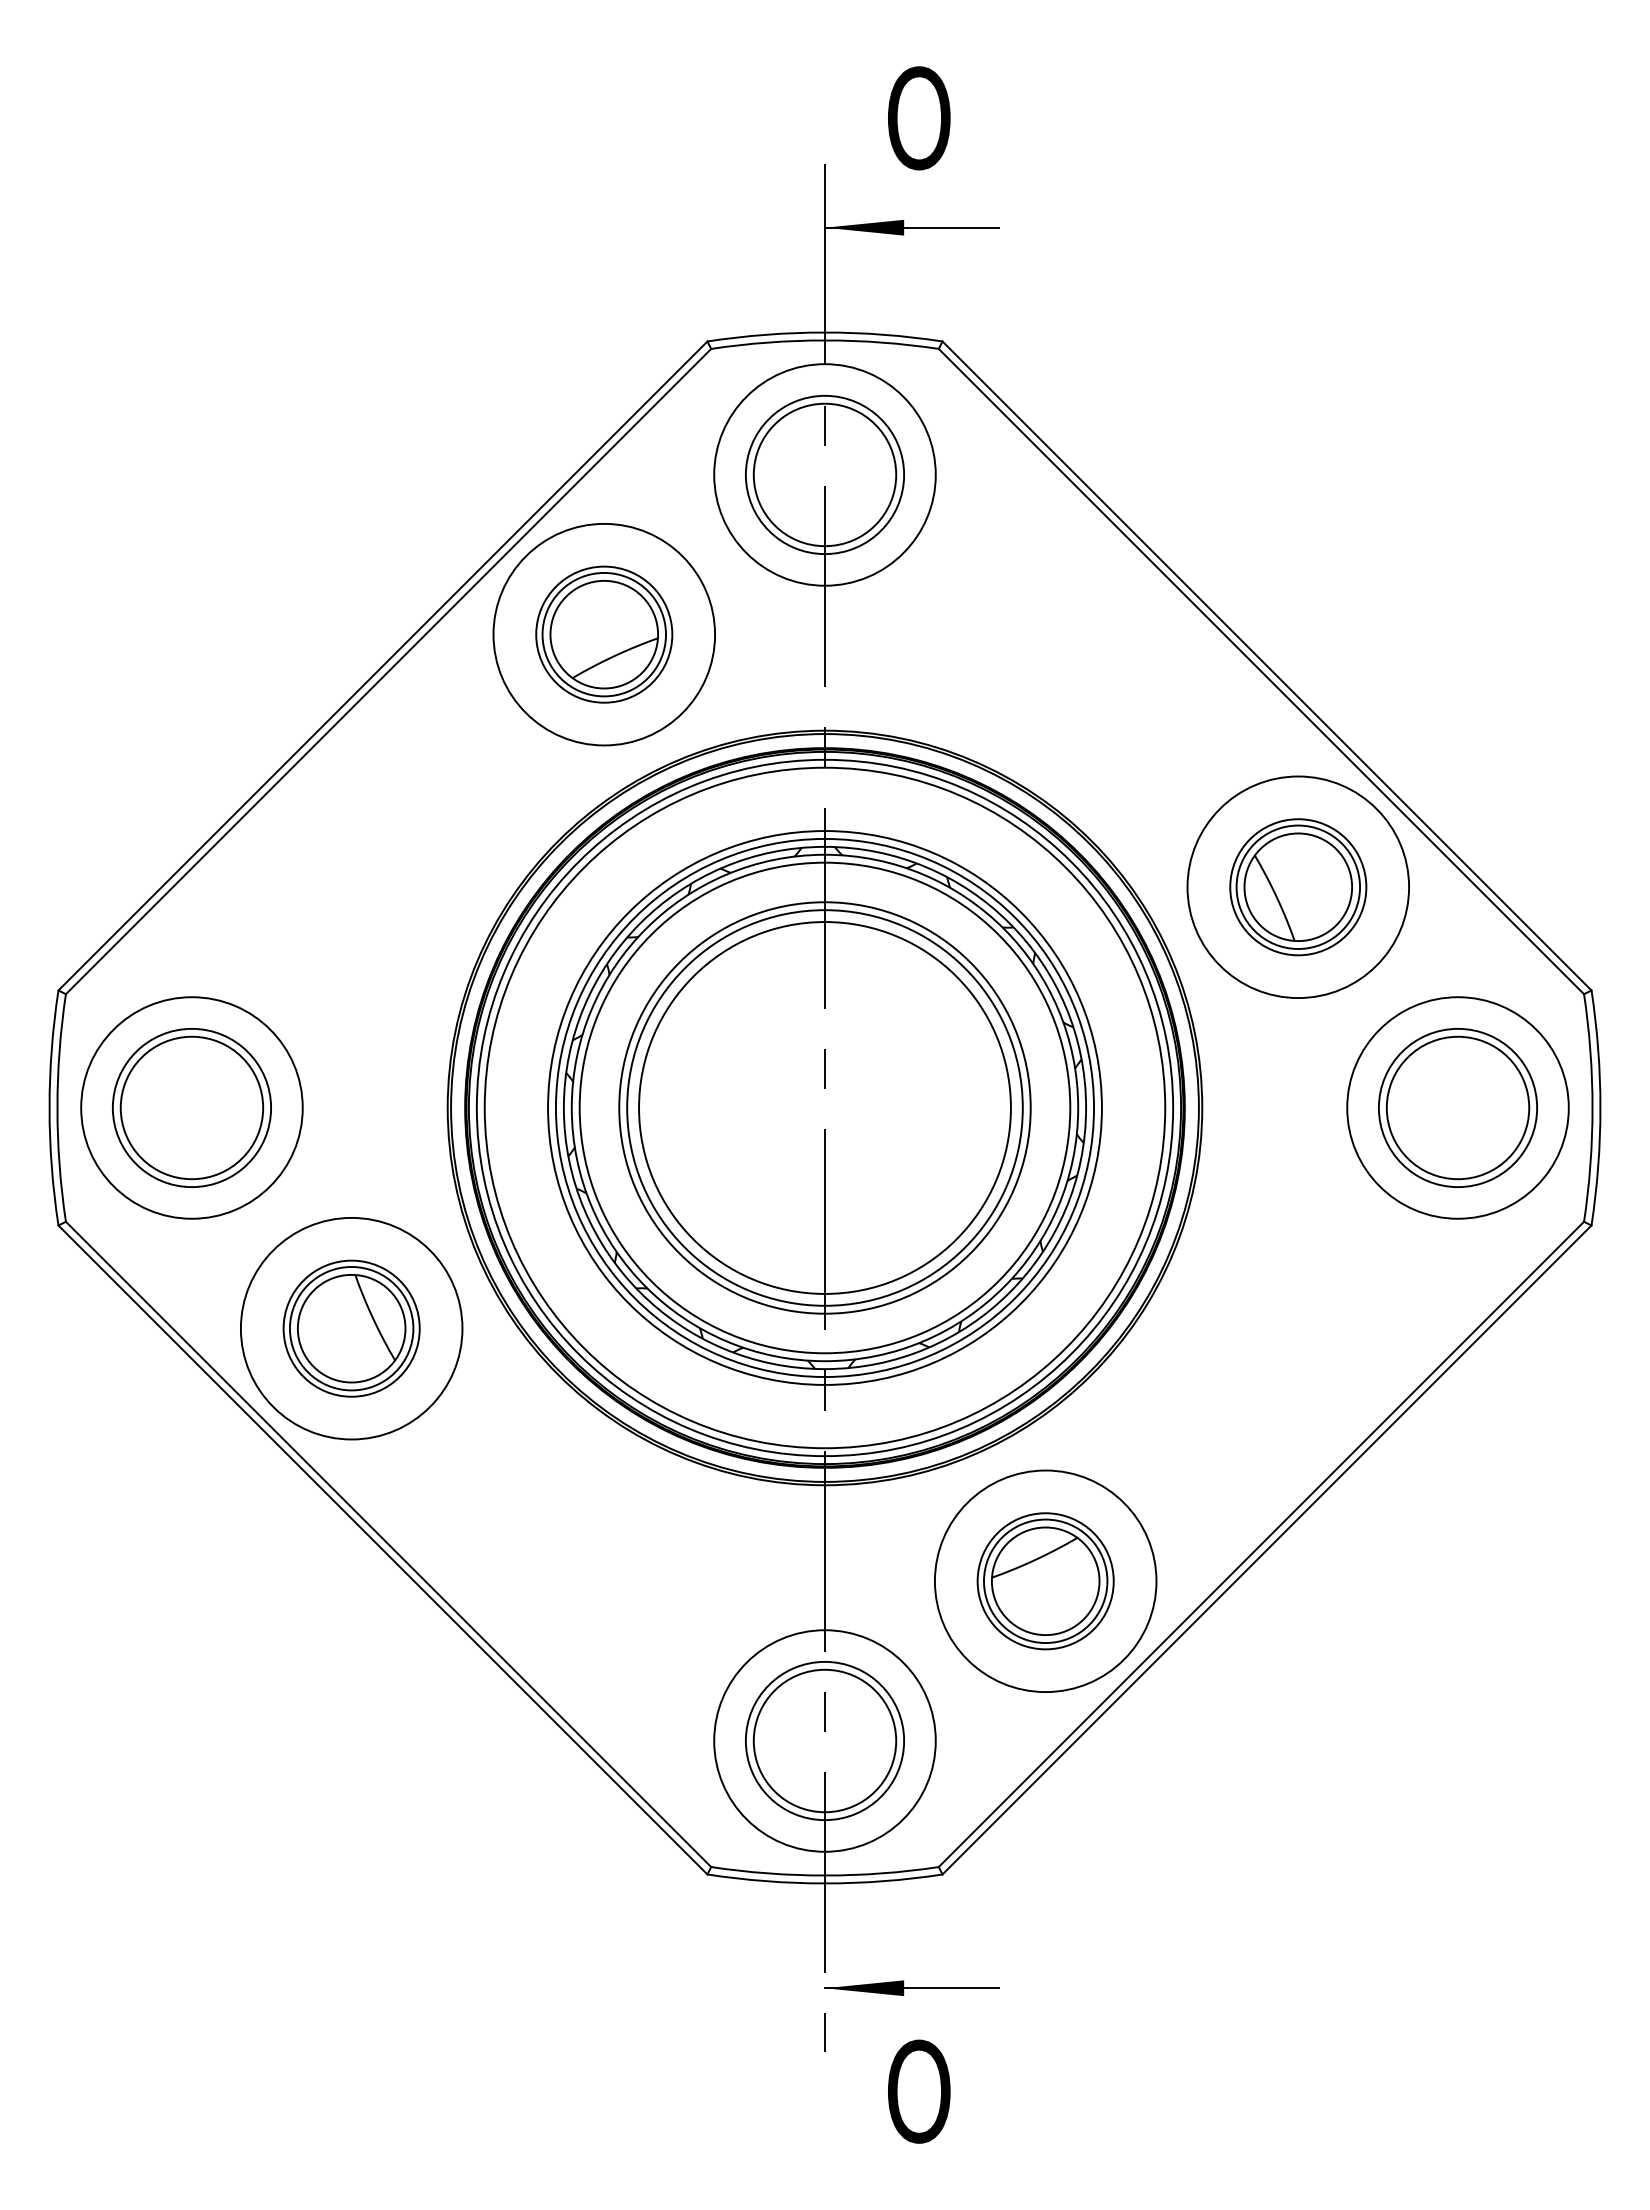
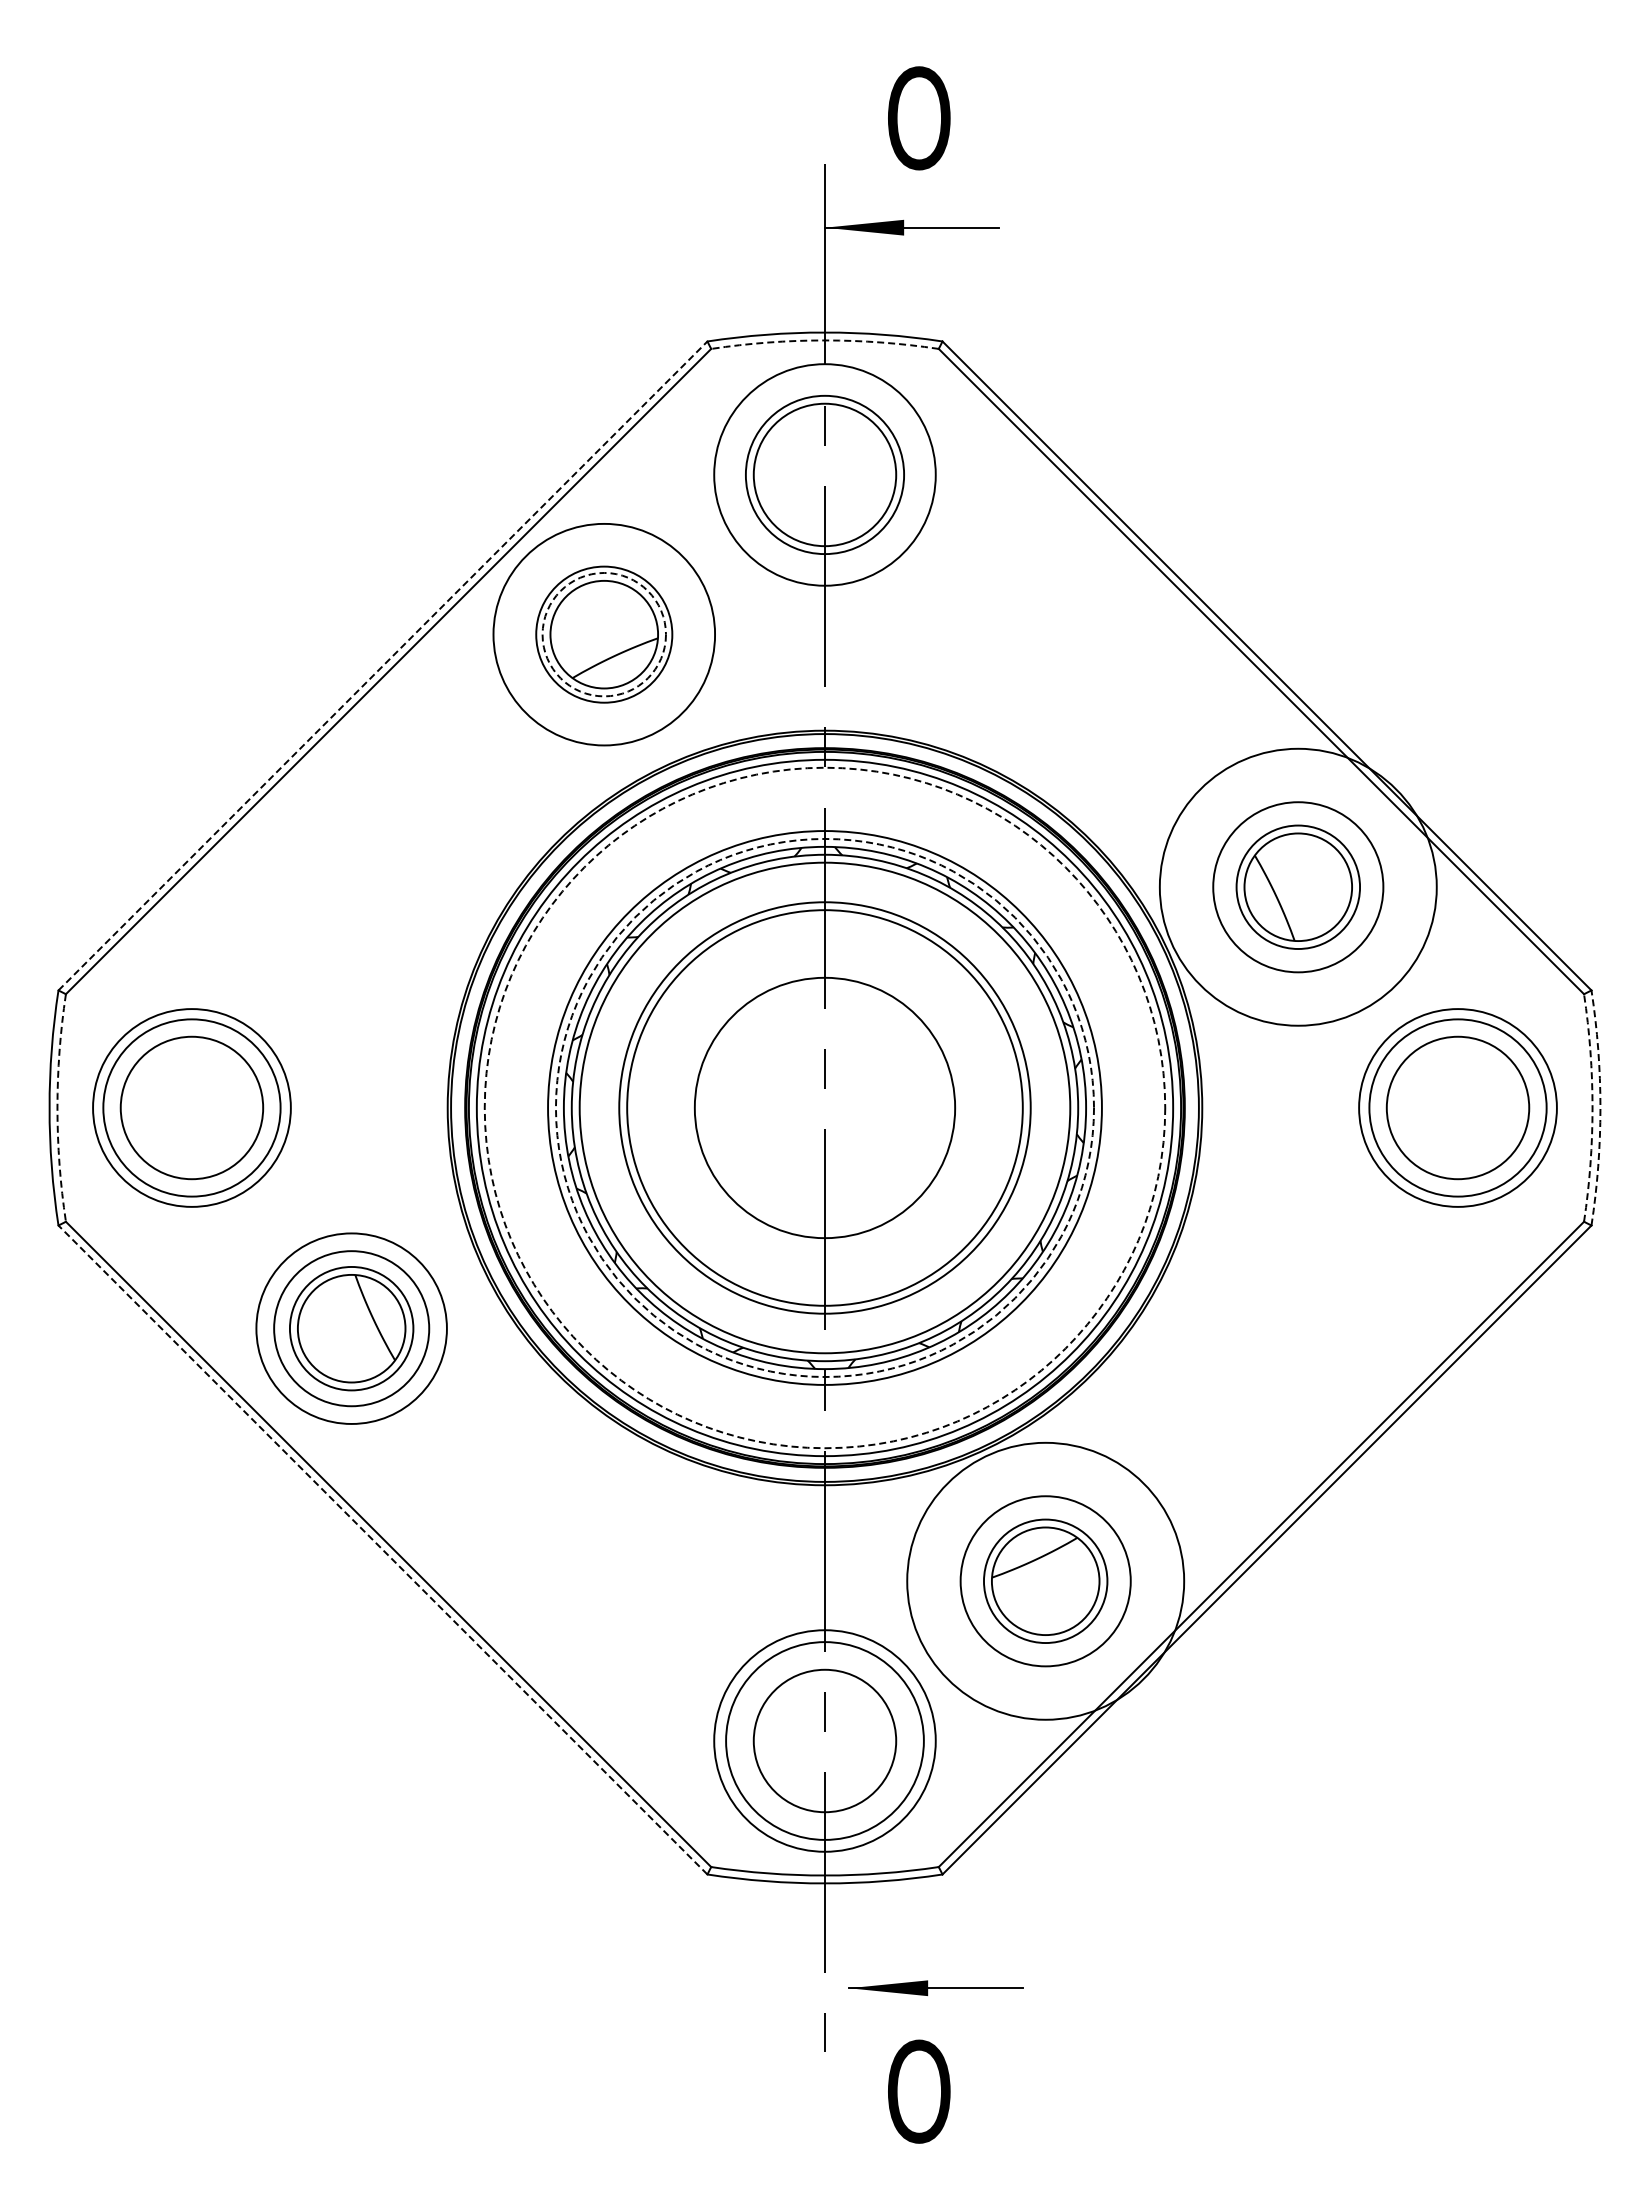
arc: solid -> dashed (824, 340)
circle: solid -> dashed (604, 634)
line: solid -> dashed (382, 665)
circle diameter: 136 px -> 170 px (1298, 887)
circle diameter: 222 px -> 277 px (1297, 886)
arc: solid -> dashed (57, 1107)
circle diameter: 158 px -> 198 px (191, 1107)
circle diameter: 222 px -> 177 px (191, 1107)
circle diameter: 372 px -> 260 px (824, 1107)
circle: solid -> dashed (824, 1107)
circle: solid -> dashed (824, 1107)
circle diameter: 158 px -> 198 px (1457, 1107)
circle diameter: 222 px -> 177 px (1457, 1107)
arc: solid -> dashed (1592, 1107)
arc: solid -> dashed (1600, 1107)
circle diameter: 136 px -> 191 px (351, 1328)
circle diameter: 222 px -> 155 px (351, 1328)
line: solid -> dashed (382, 1550)
circle diameter: 136 px -> 170 px (1045, 1581)
circle diameter: 222 px -> 277 px (1045, 1580)
circle diameter: 158 px -> 198 px (824, 1740)
part position: (911, 1987) -> (935, 1987) (935, 1987)
